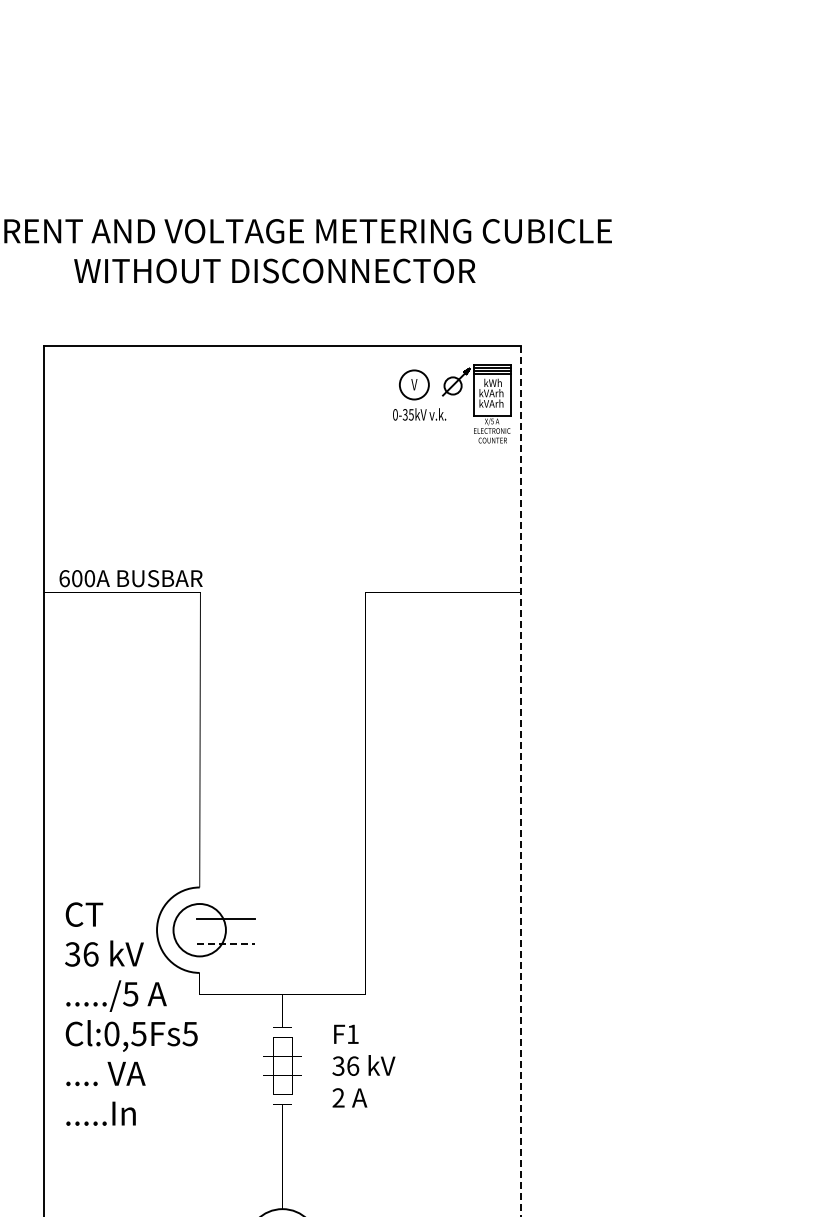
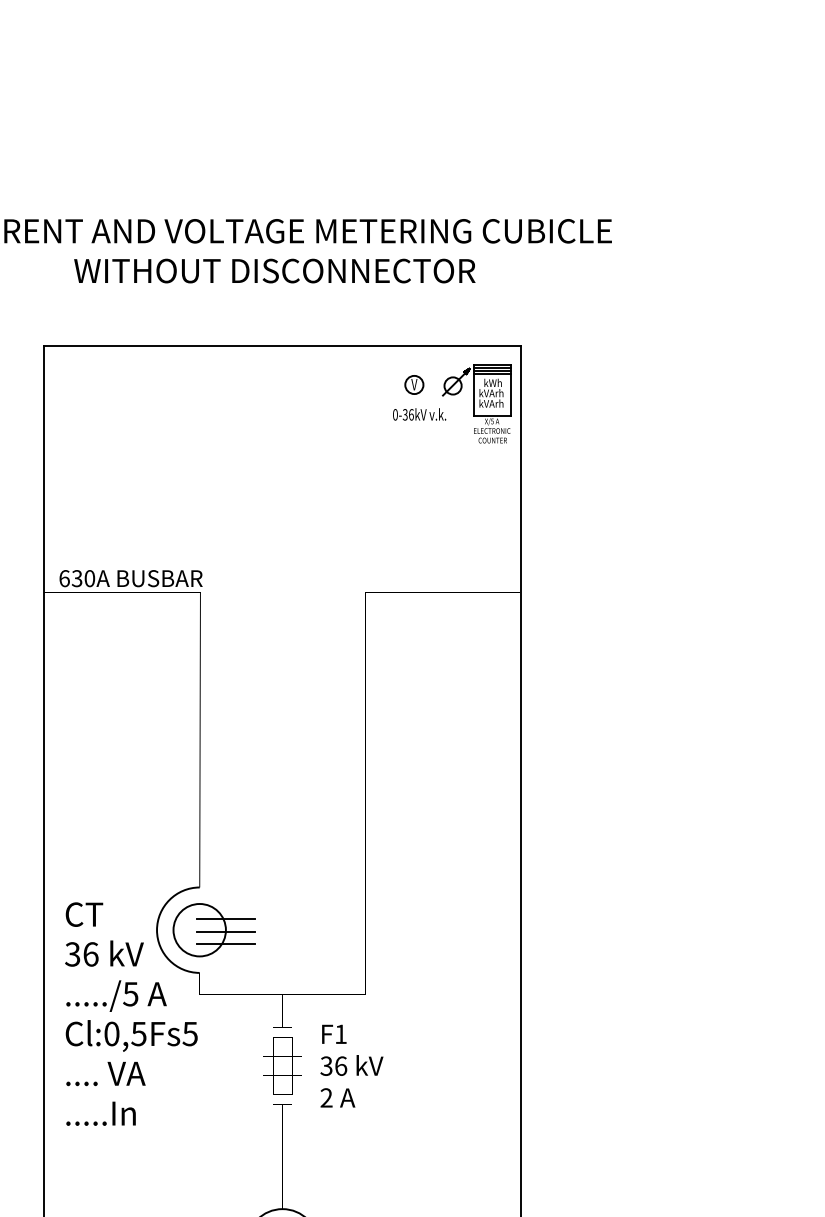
circle diameter: 29 px -> 18 px (414, 384)
text: 0-35kV -> 0-36kV (410, 414)
text: 600A -> 630A (77, 578)
line: dashed -> solid (521, 781)
line: none -> present (225, 931)
line: dashed -> solid (226, 943)
text position: (363, 1065) -> (351, 1065) (351, 1065)
